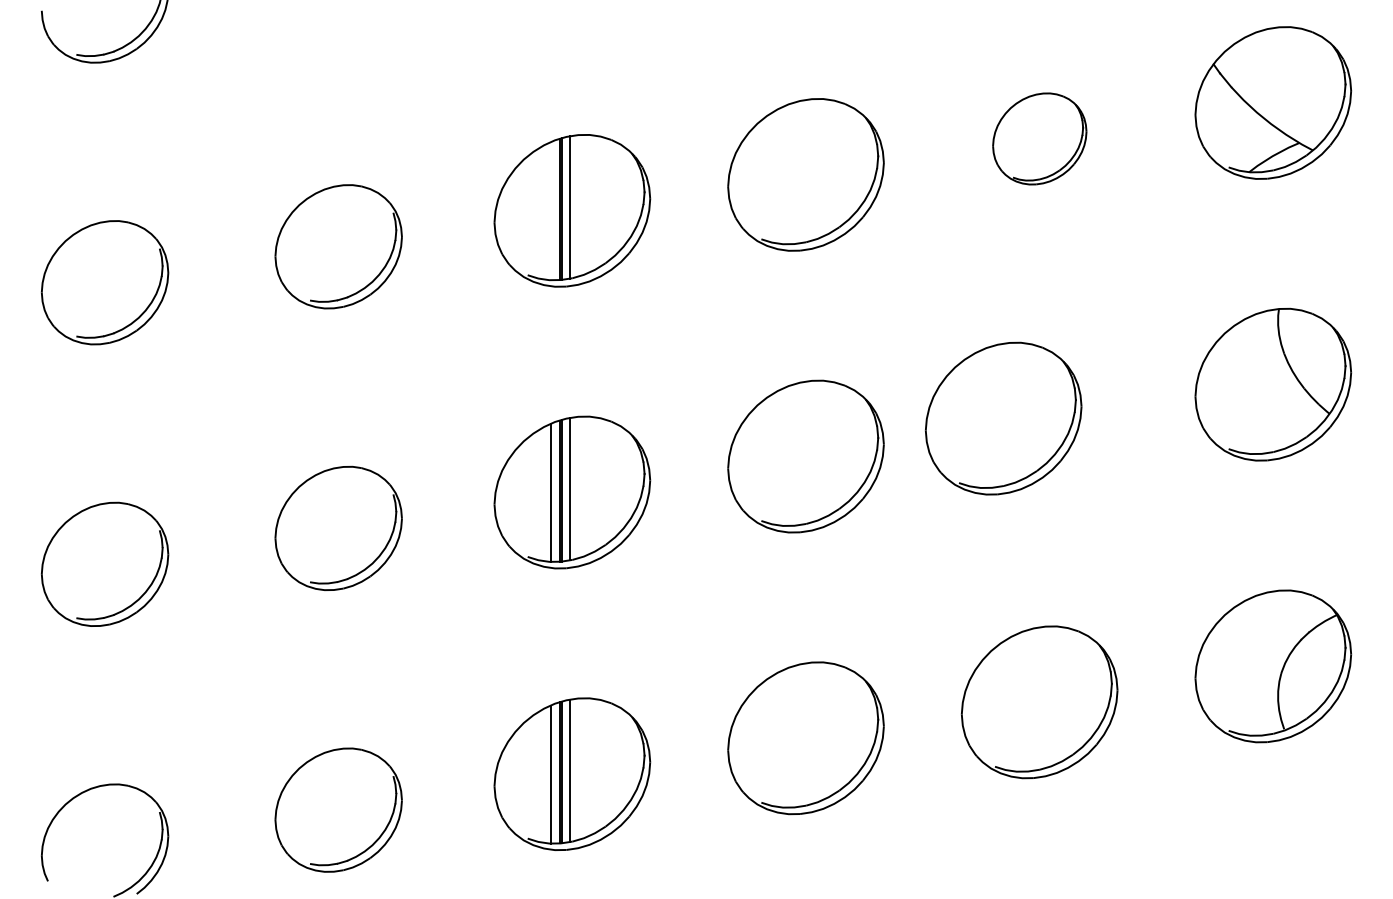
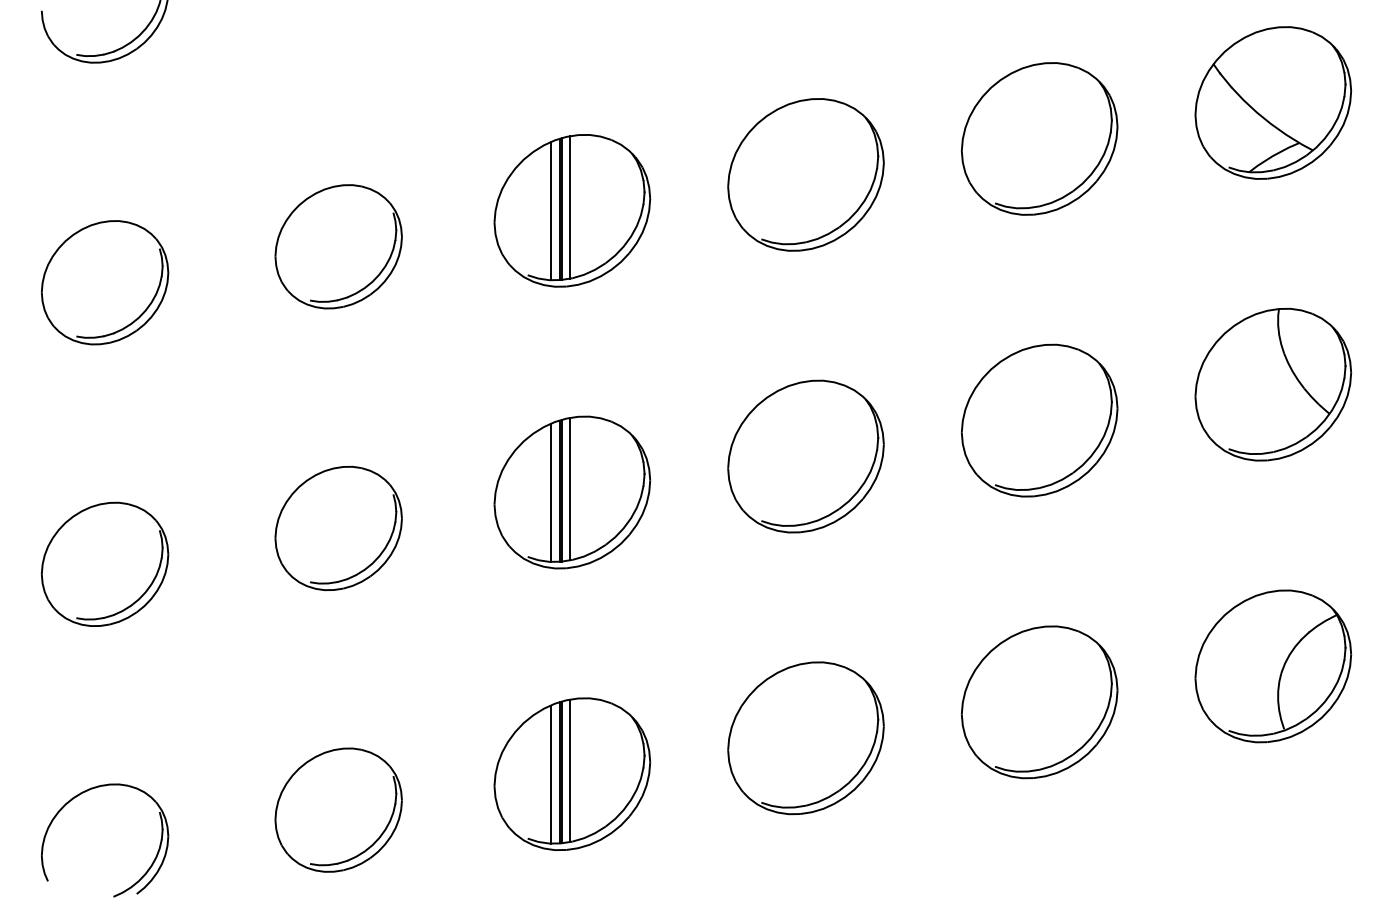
part size: 96x94 px -> 158x154 px (1039, 138)
line: none -> present (551, 211)
part position: (1003, 418) -> (1039, 420) (1039, 420)
